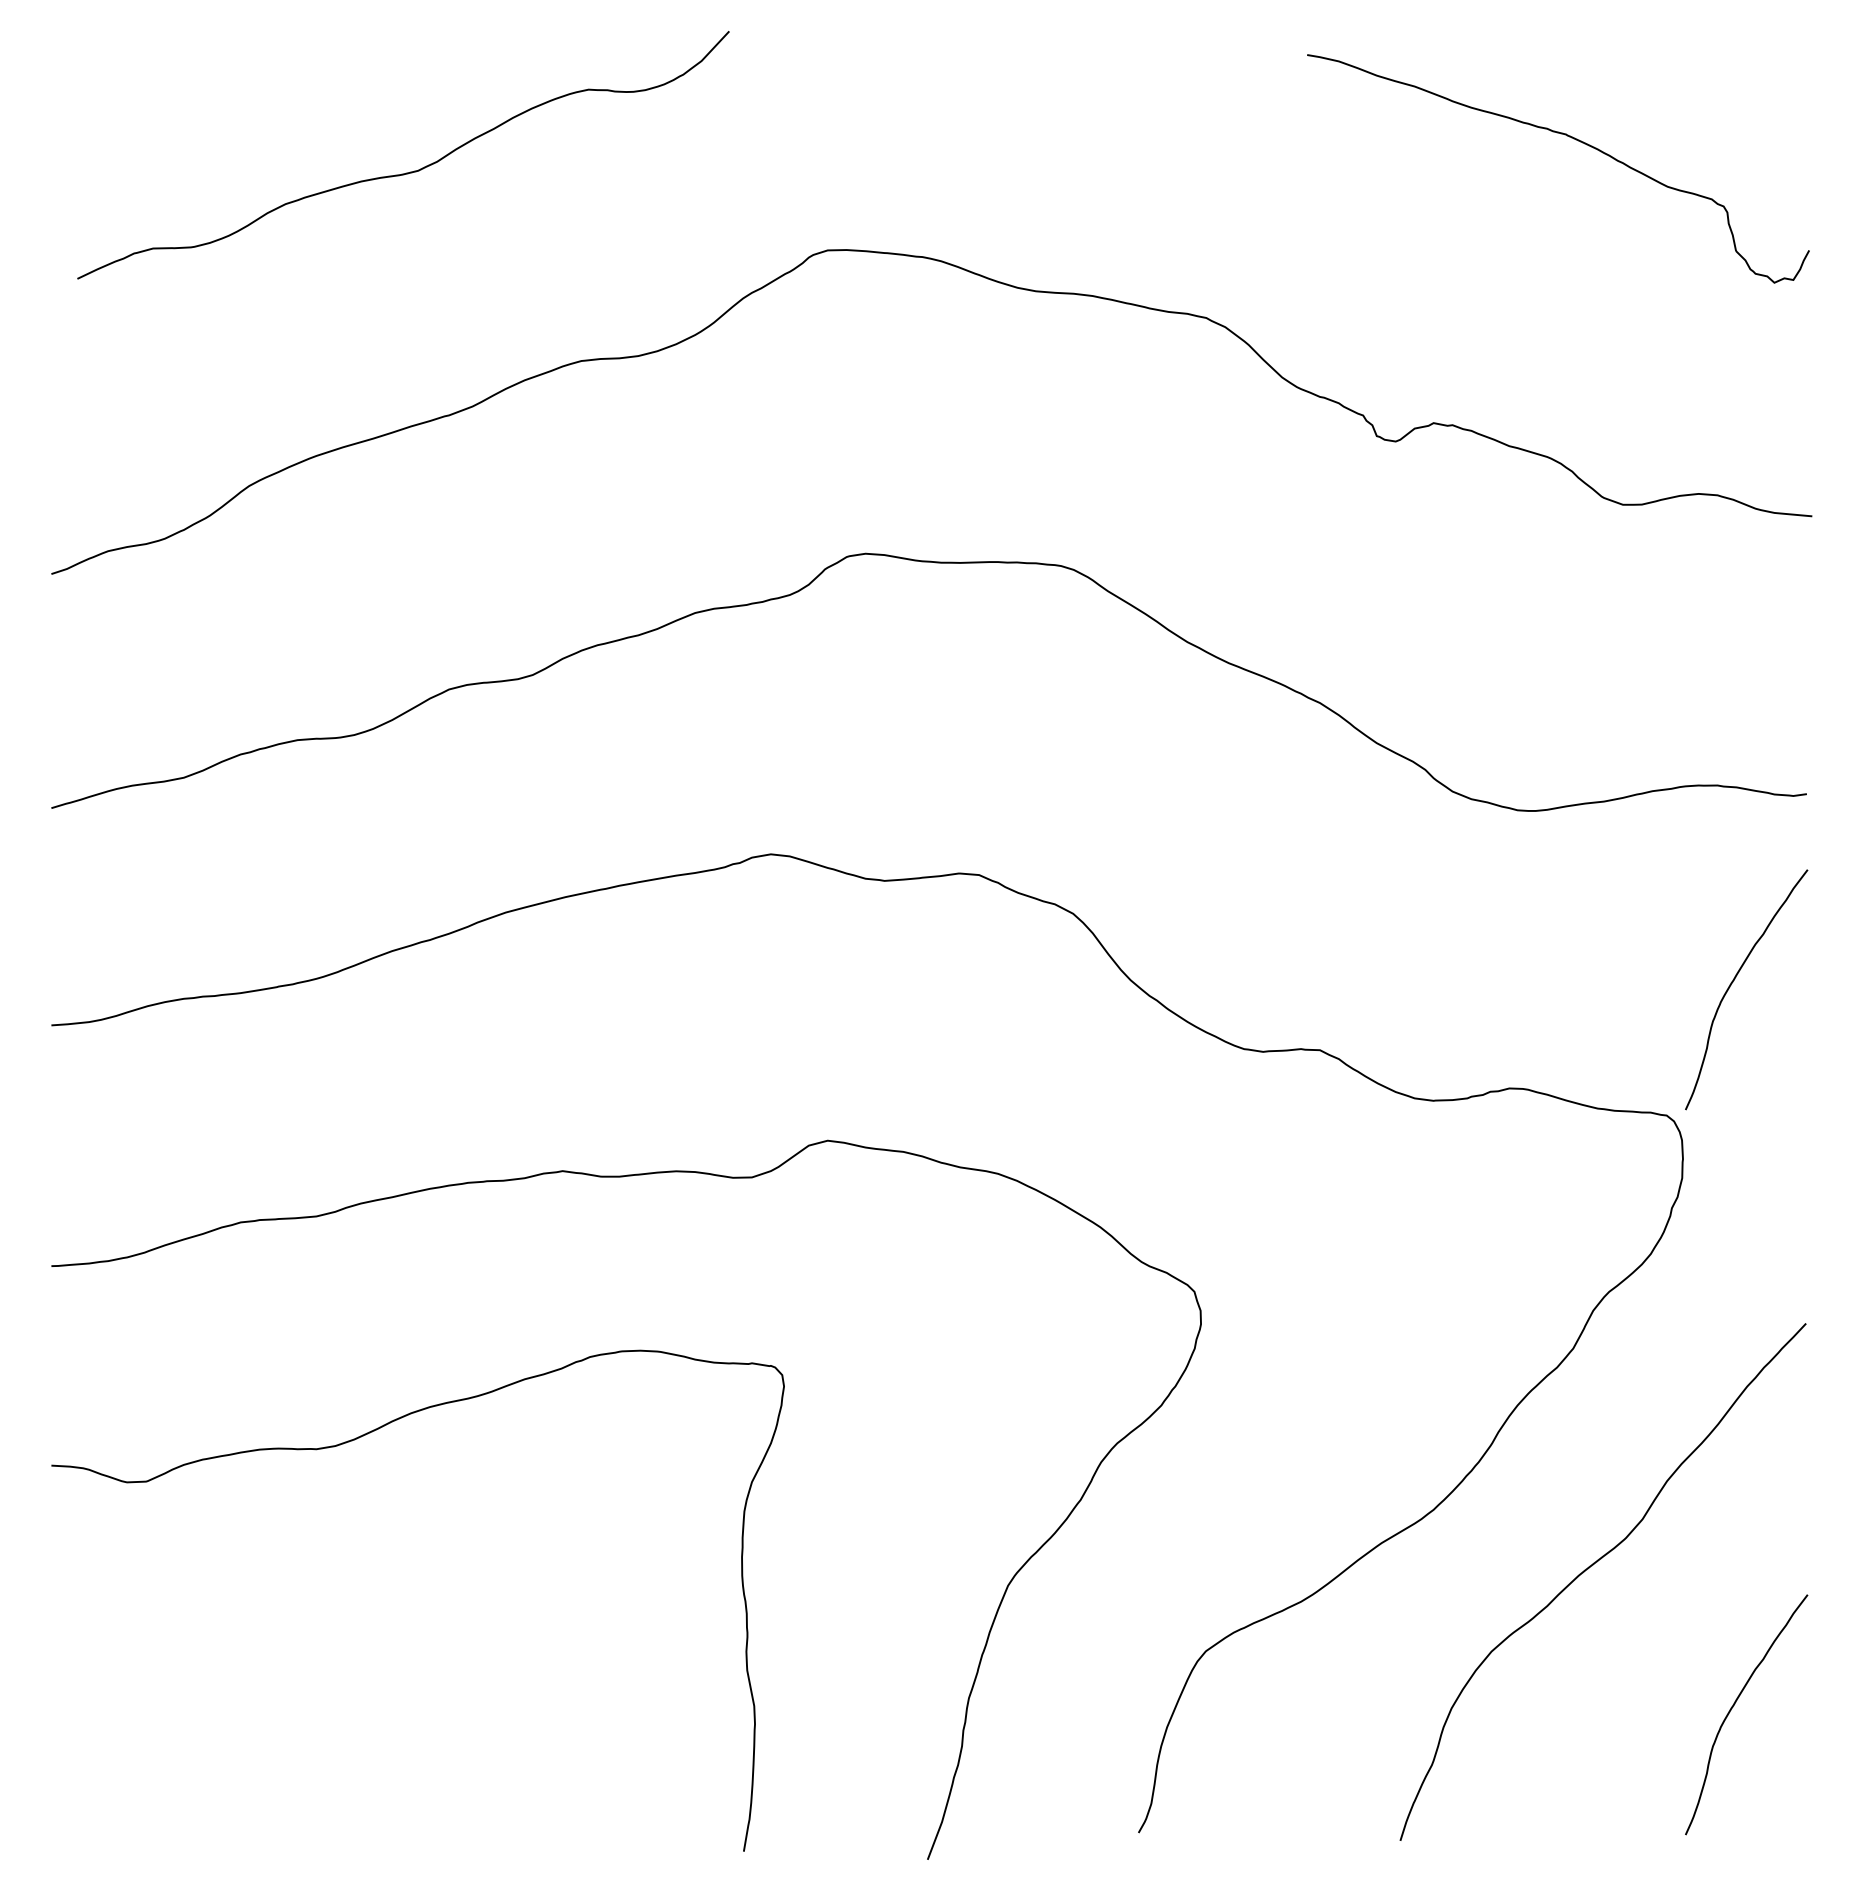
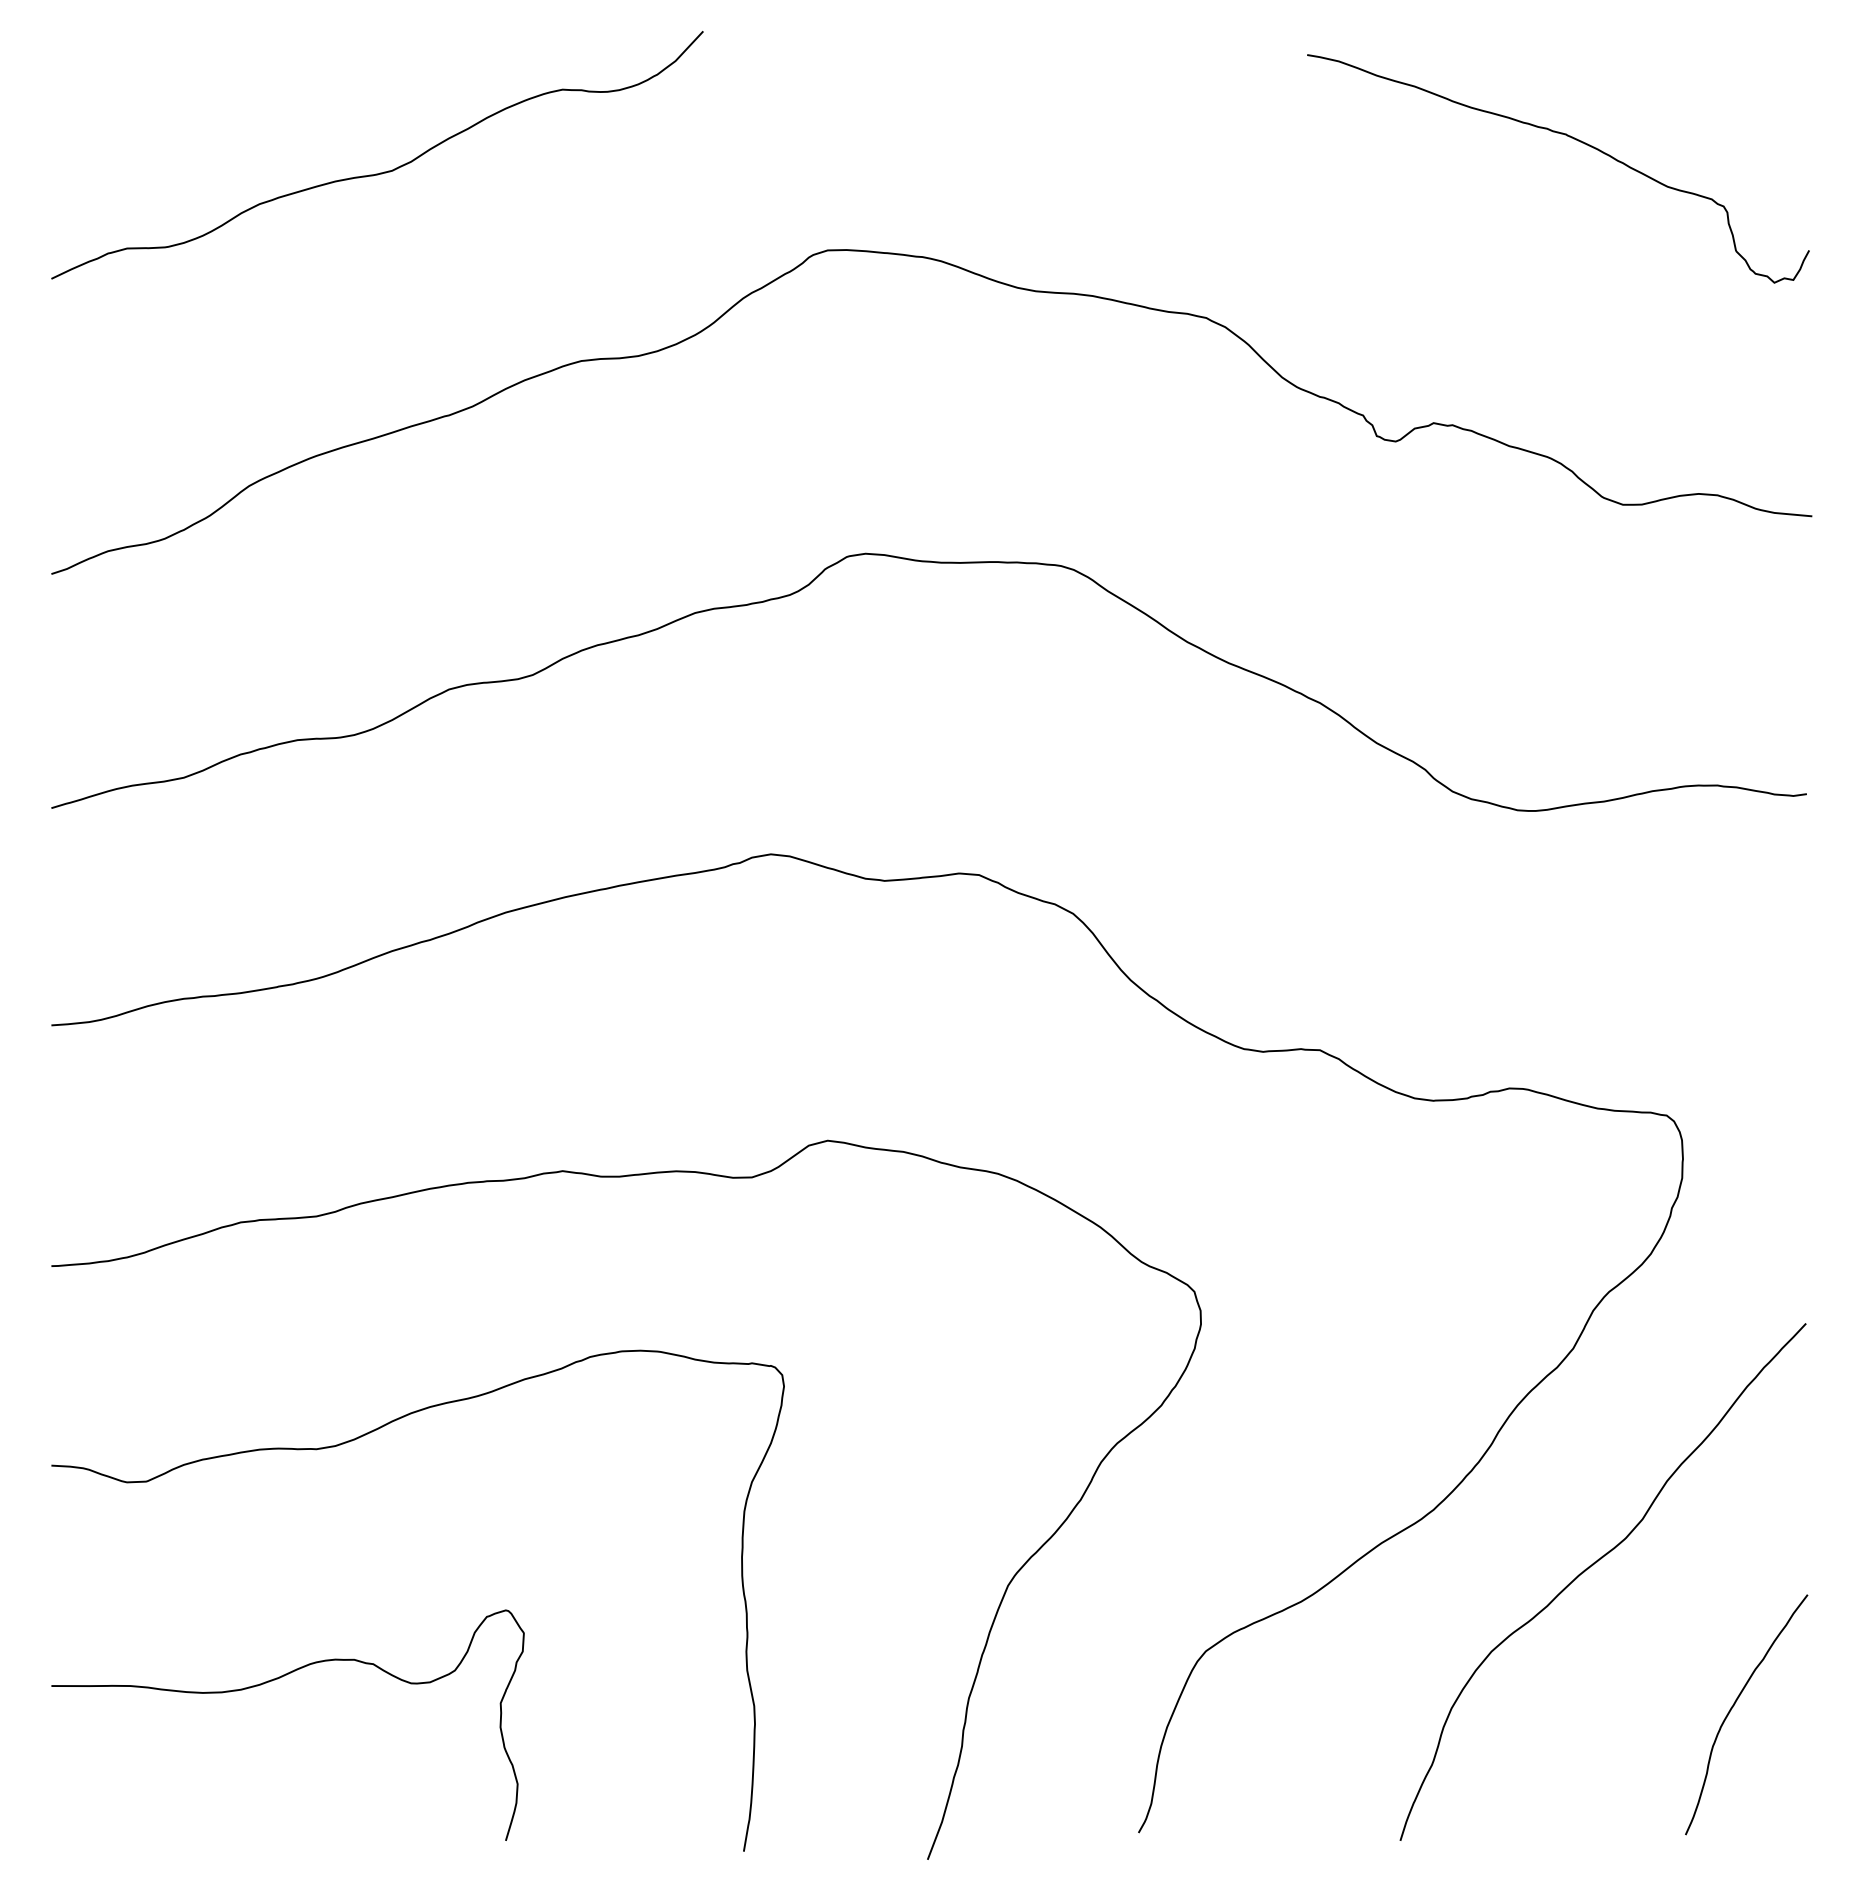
curve position: (406, 172) -> (380, 172) (380, 172)
curve: present -> none (1733, 982)
curve: none -> present (272, 1681)
